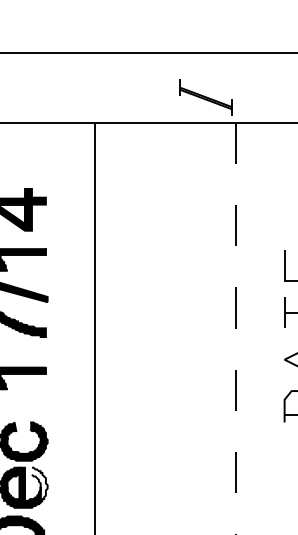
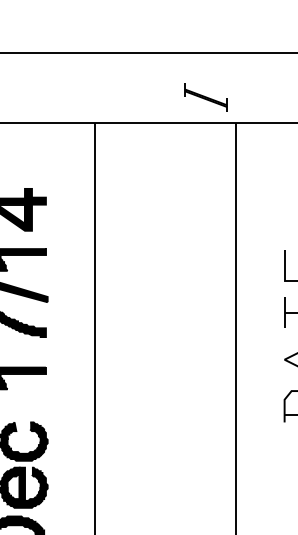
part size: 54x37 px -> 44x29 px (205, 97)
line: dashed -> solid (235, 328)
fill: none -> present (39, 484)
